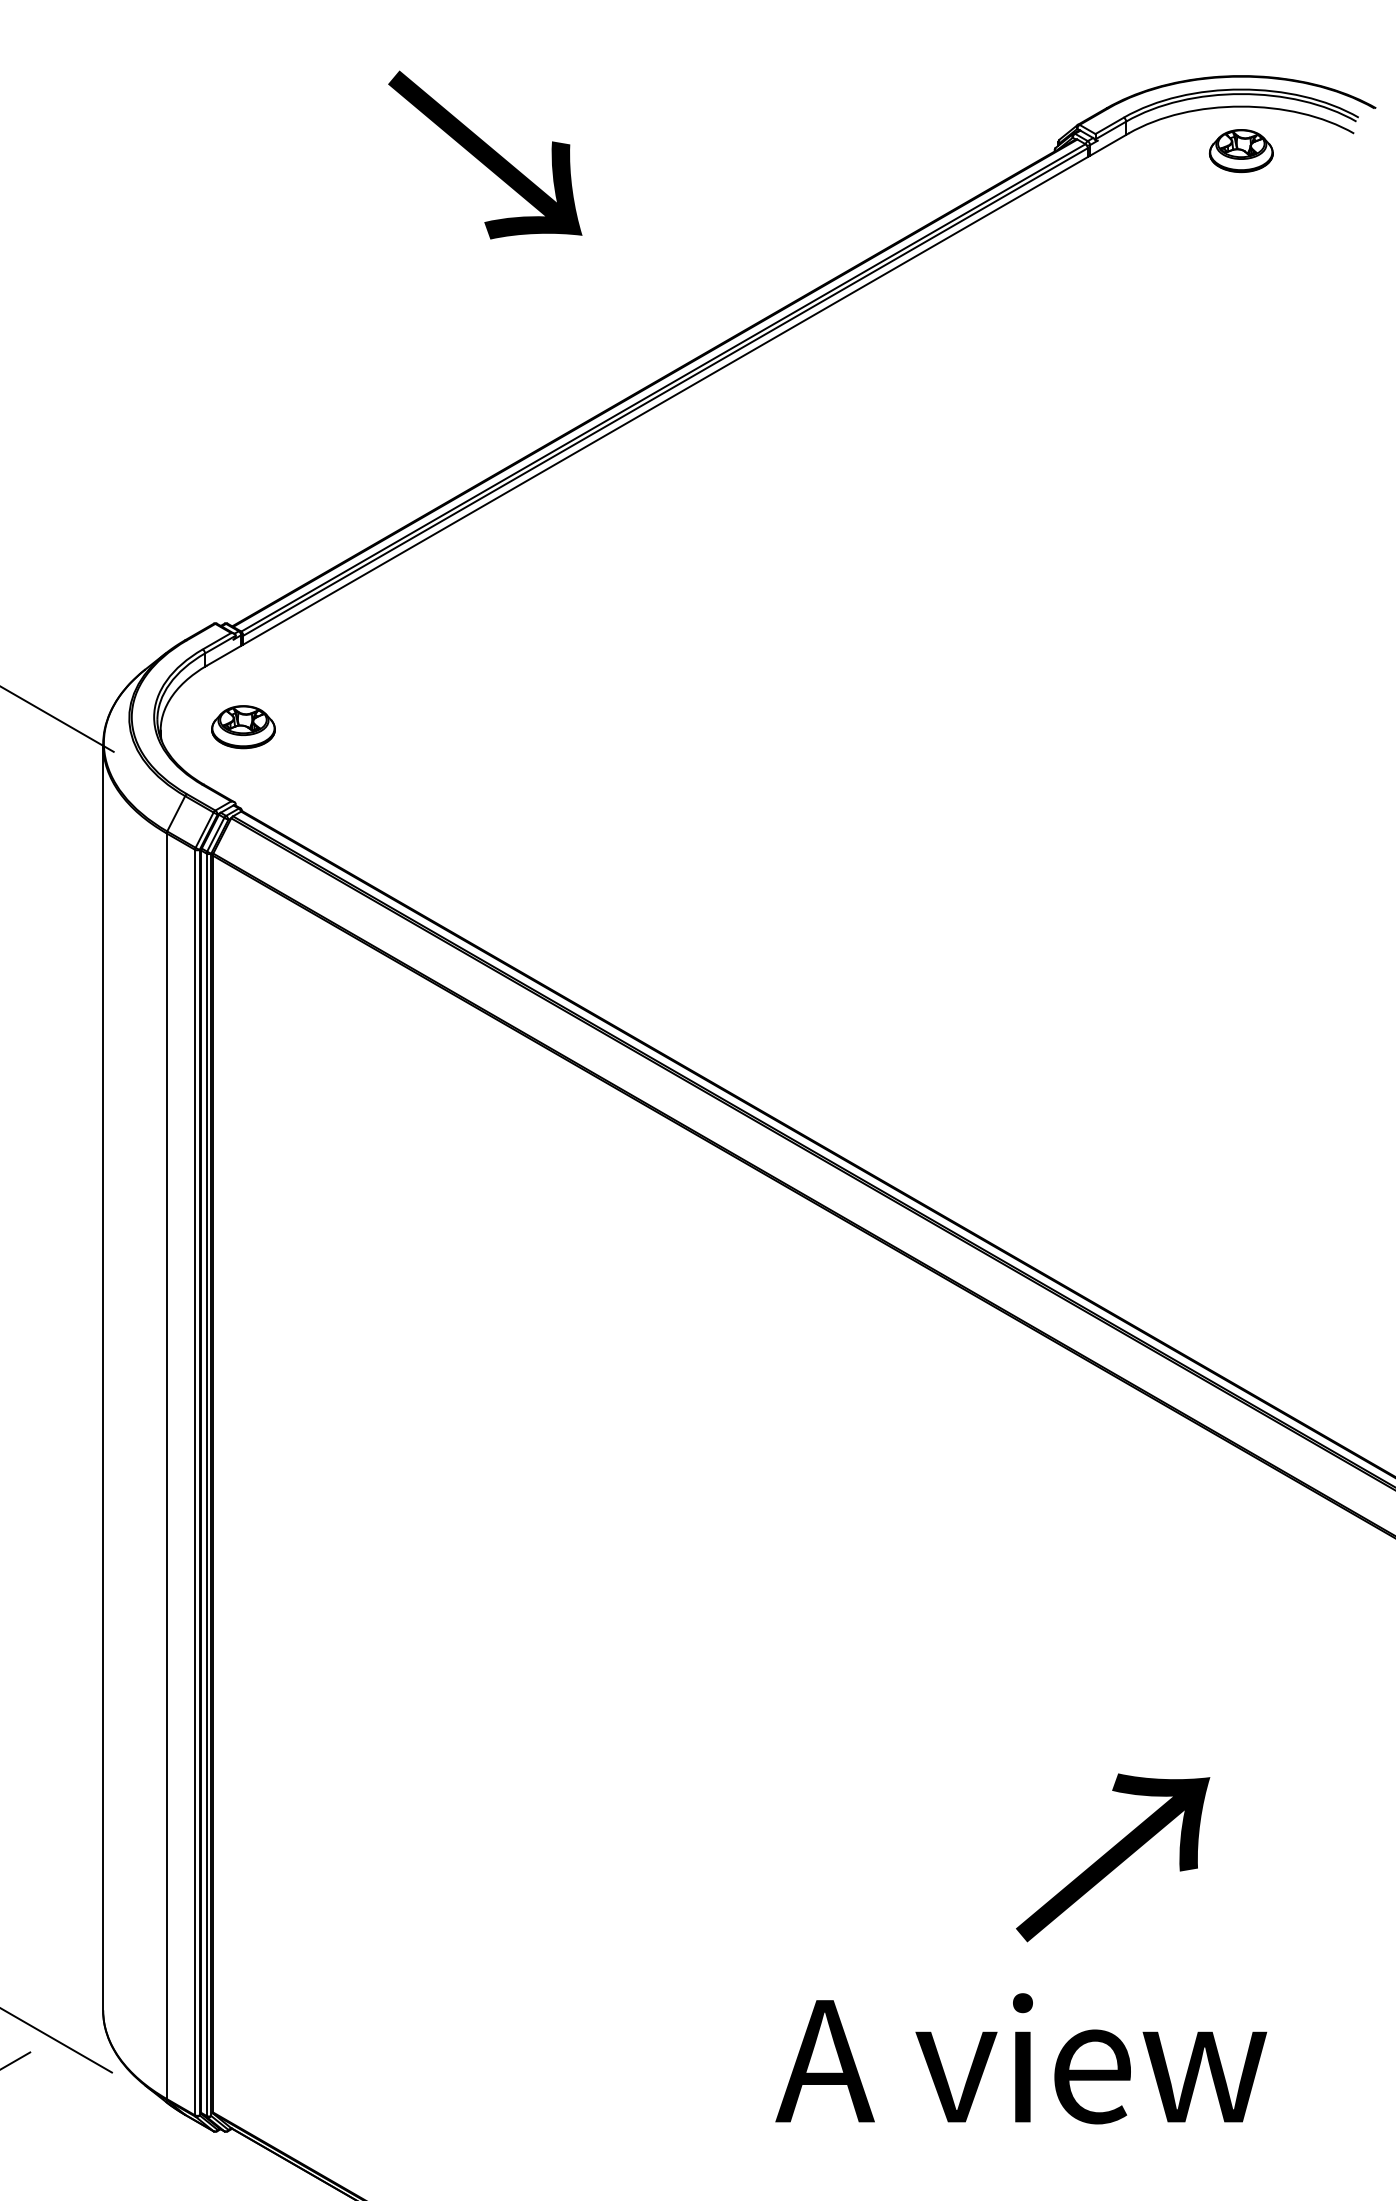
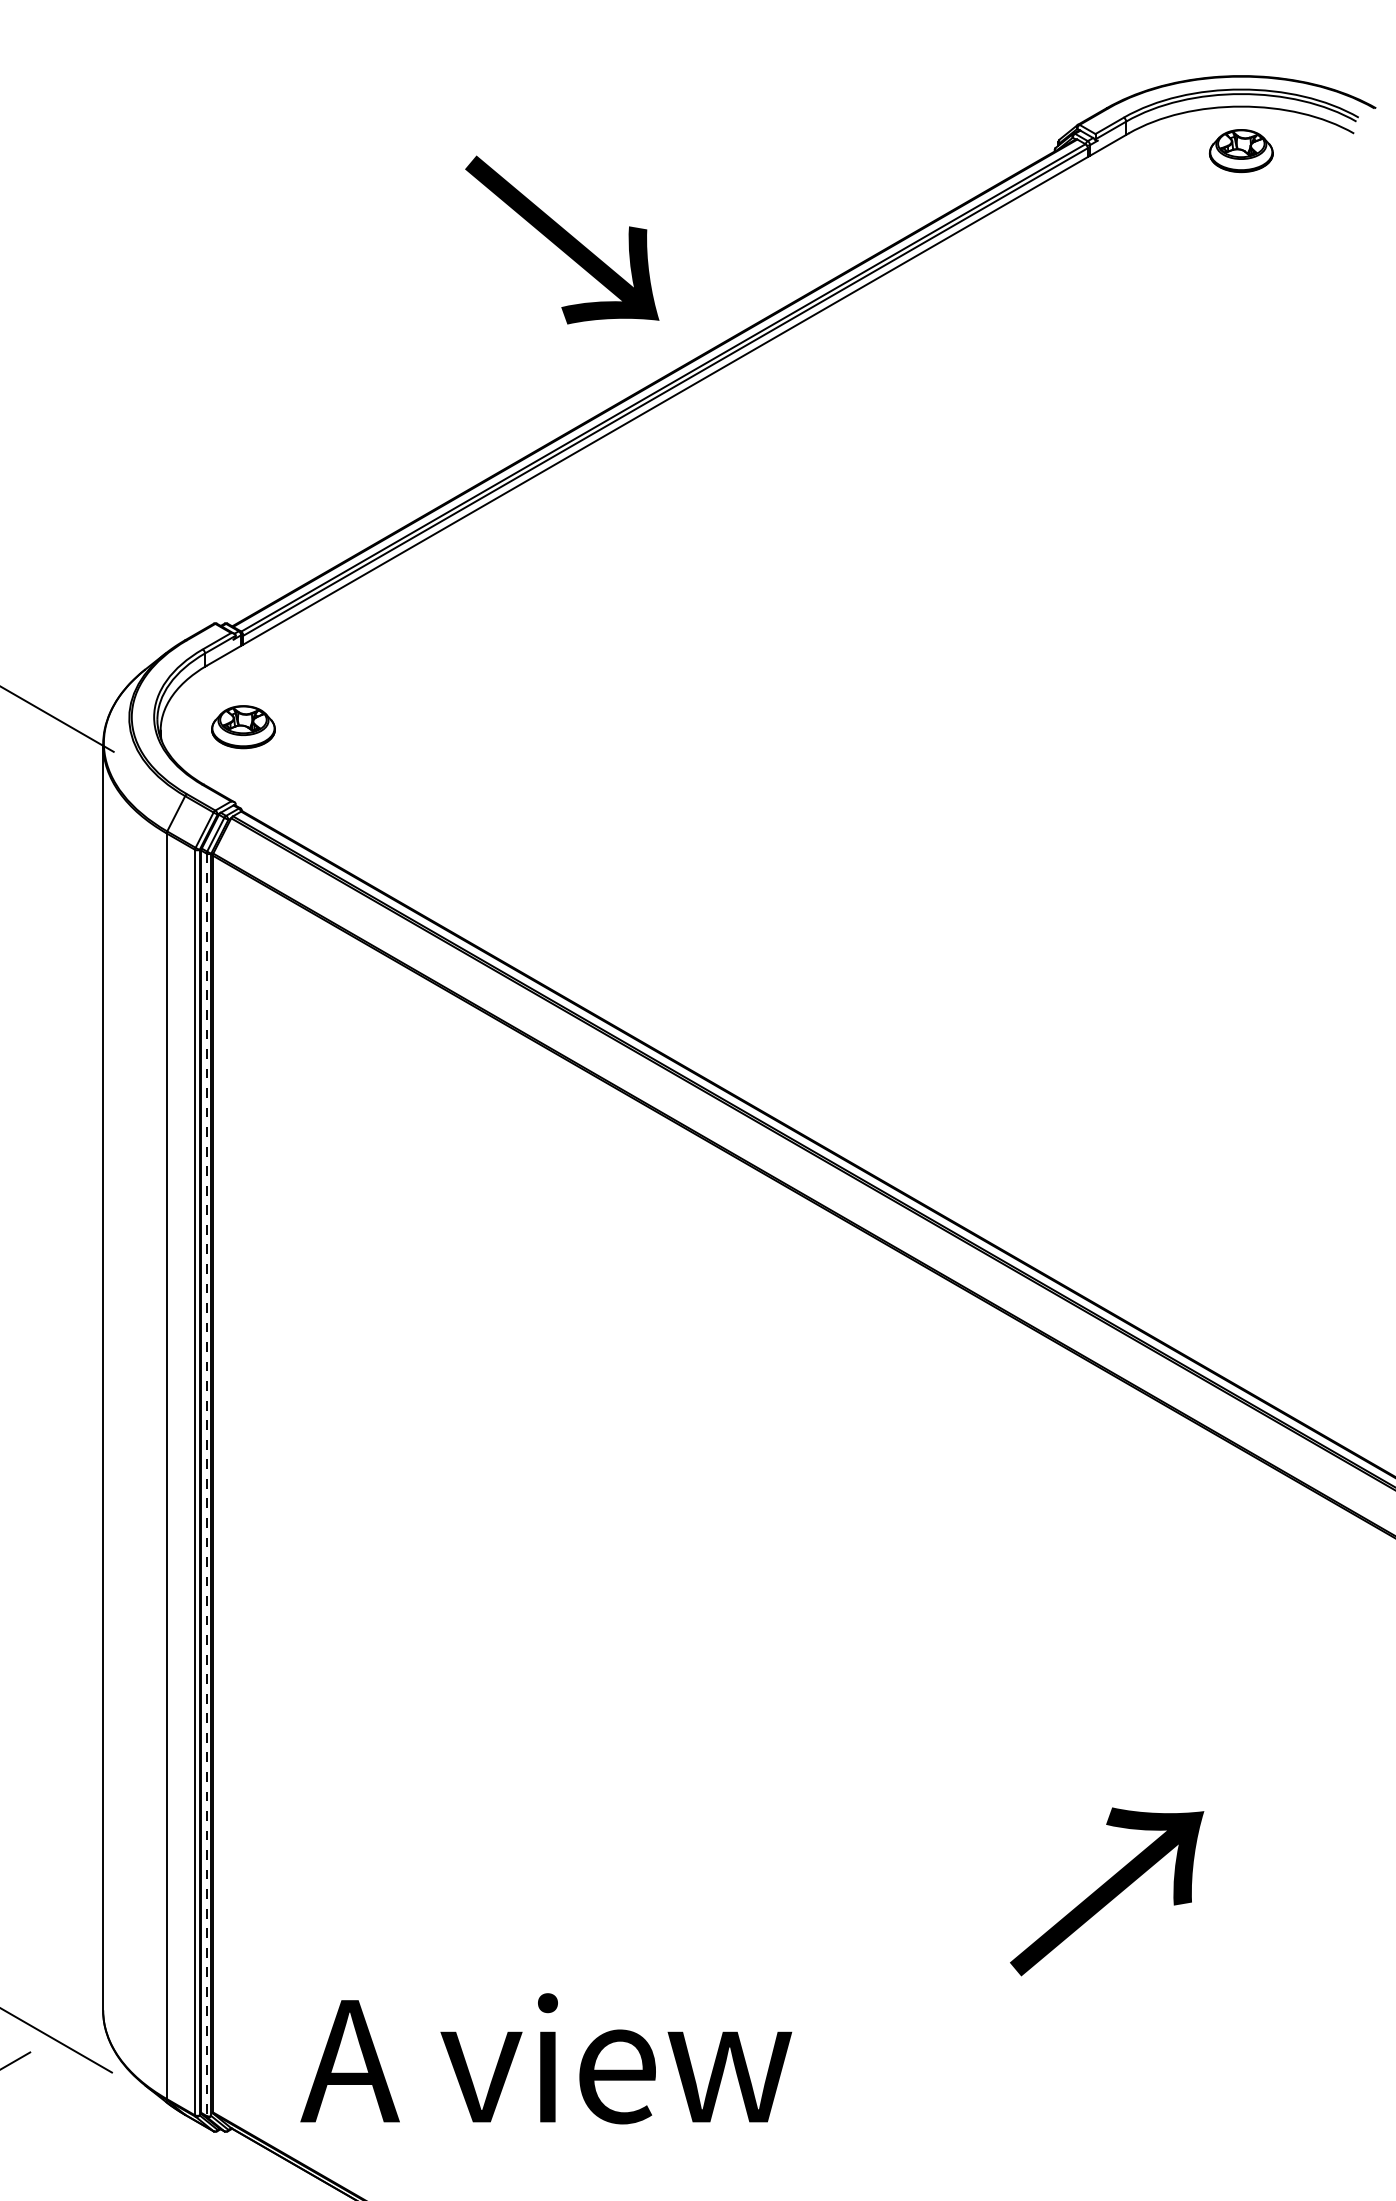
text position: (485, 154) -> (562, 239) (562, 239)
line: solid -> dashed (206, 1485)
text position: (1113, 1857) -> (1107, 1891) (1107, 1891)
text position: (1021, 2058) -> (546, 2058) (546, 2058)
